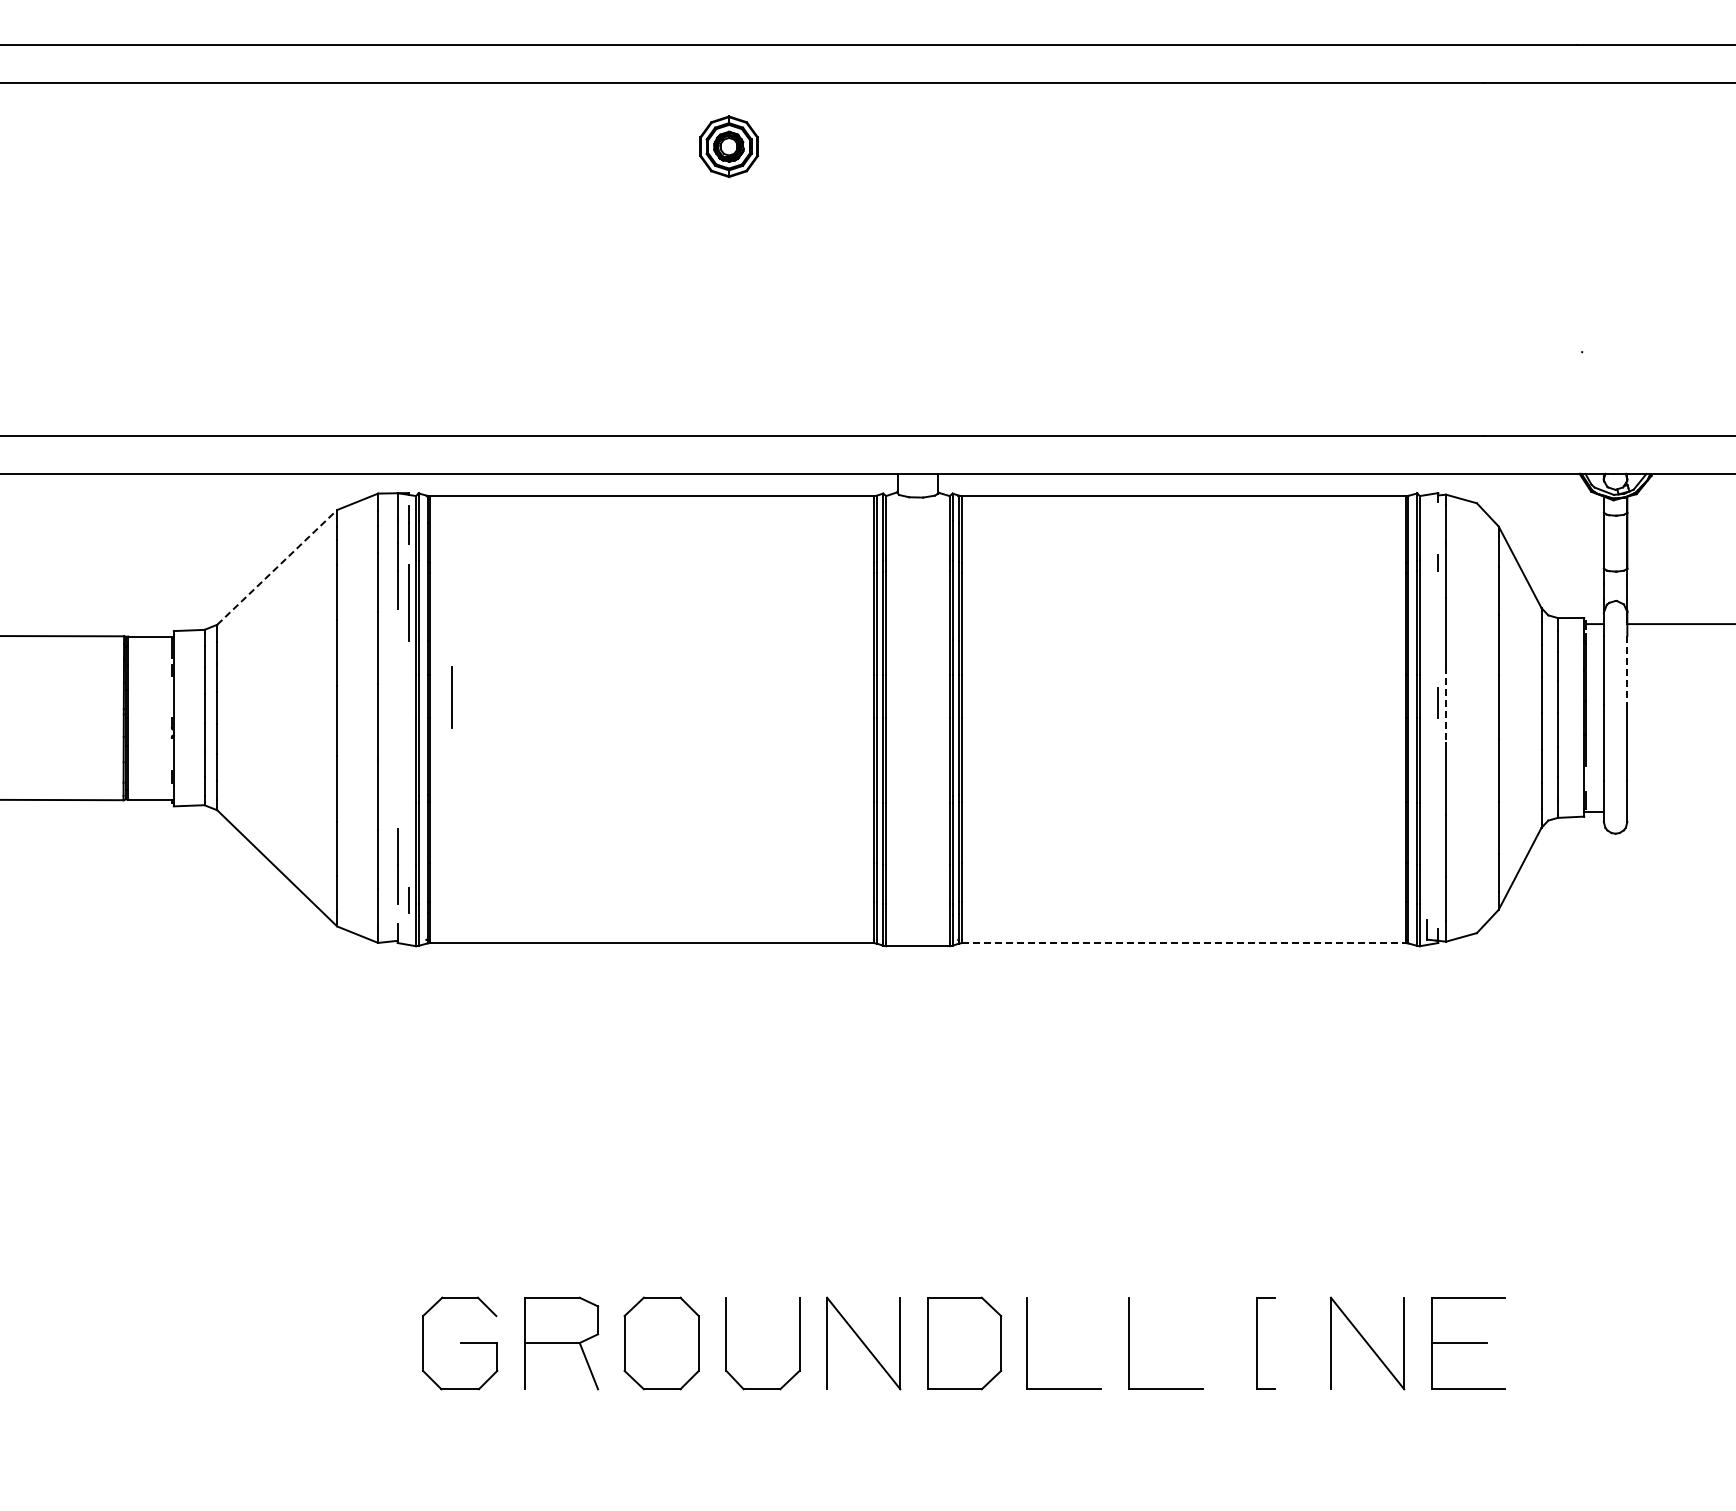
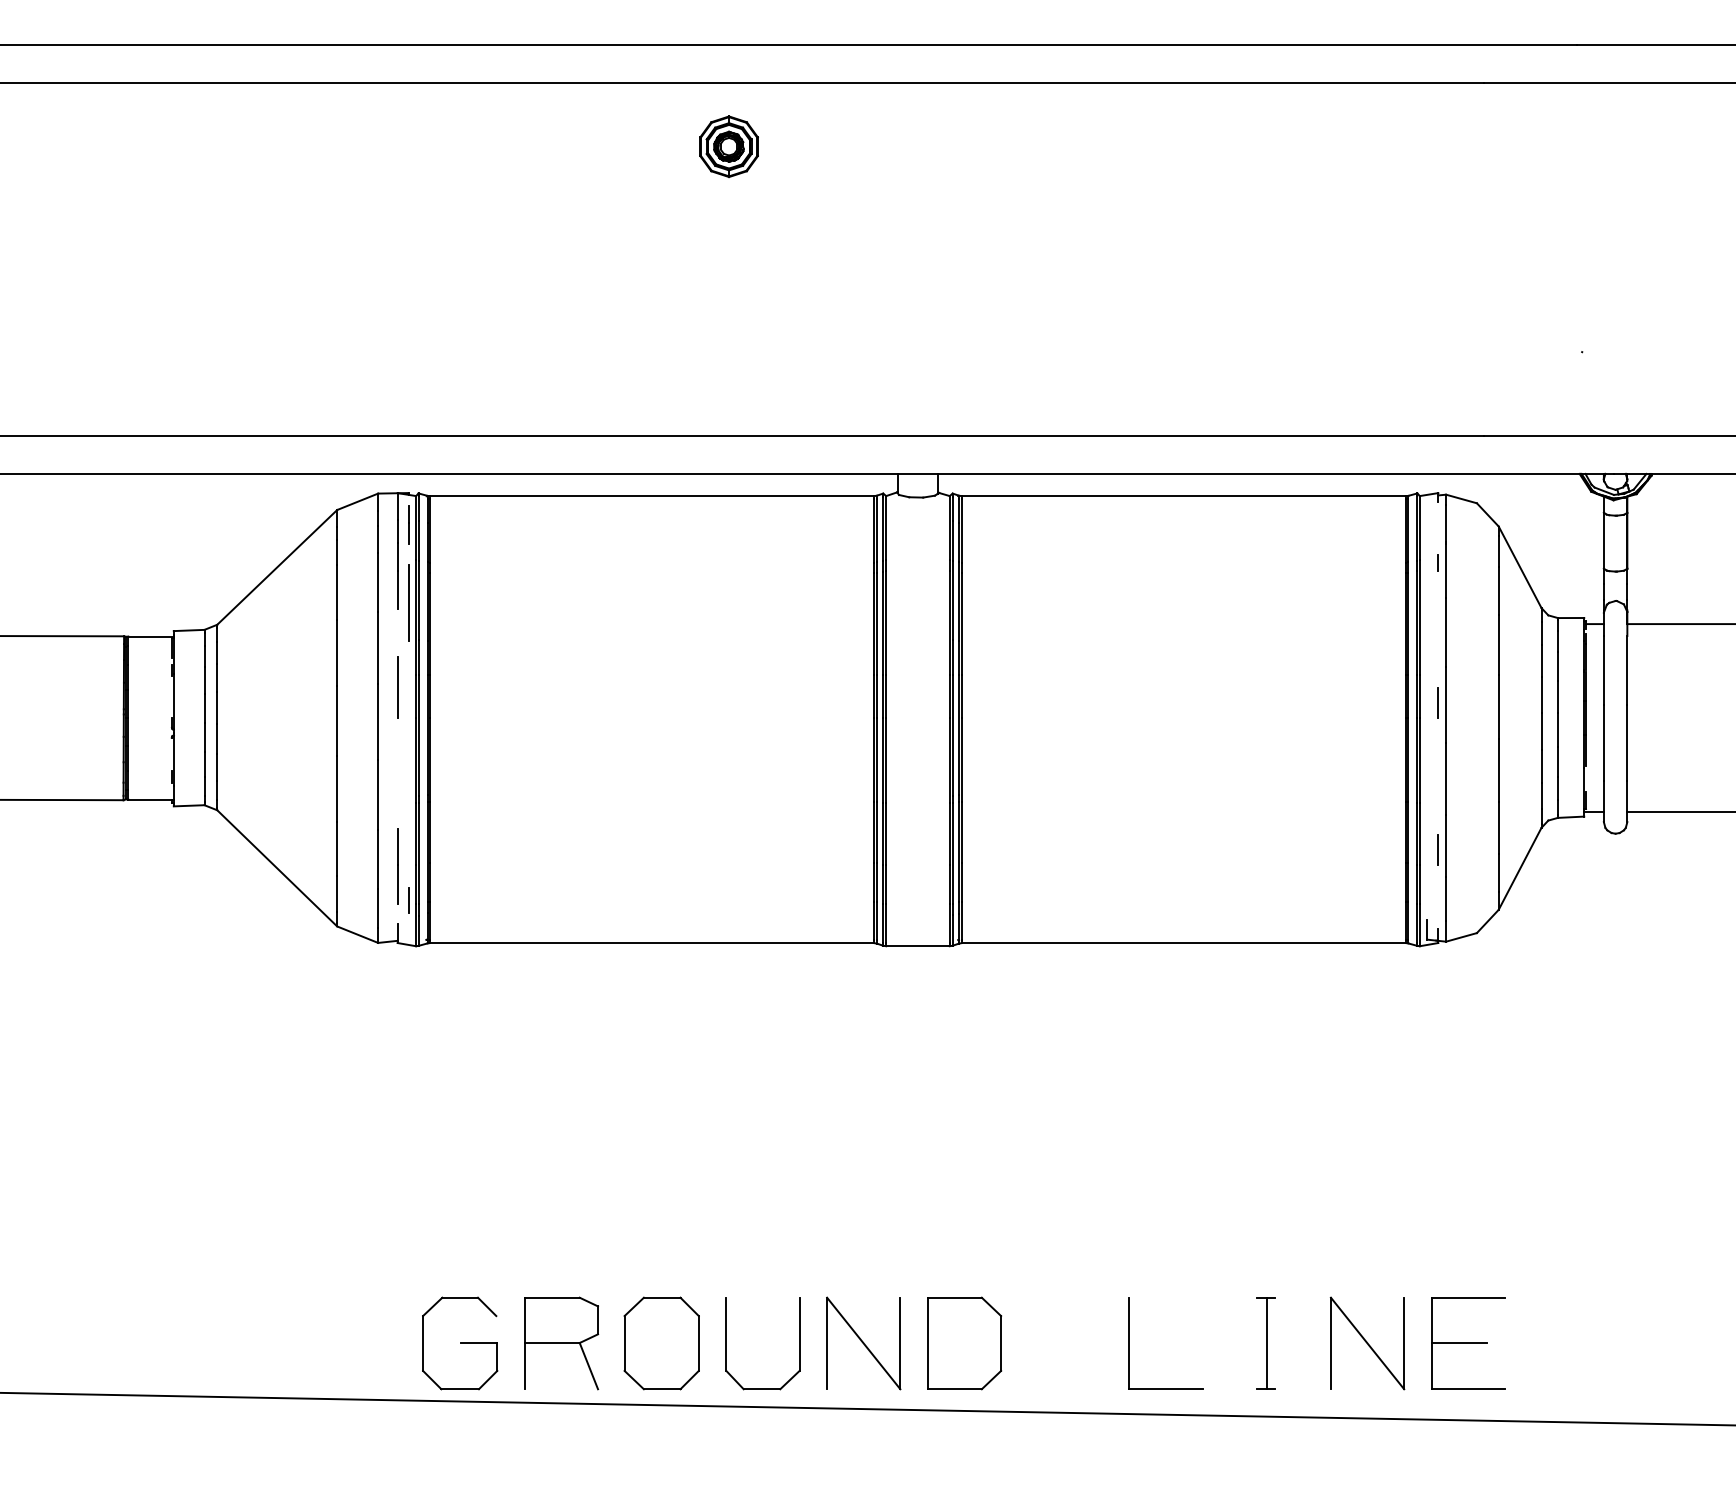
line: dashed -> solid (277, 567)
line: dashed -> solid (1627, 670)
line position: (451, 697) -> (397, 687) (397, 687)
line: dashed -> solid (1446, 705)
line: none -> present (1679, 812)
line: none -> present (1438, 849)
line: dashed -> solid (1184, 943)
part: present -> none (1027, 1343)
line position: (1256, 1343) -> (1266, 1343) (1266, 1343)
line: none -> present (867, 1408)
